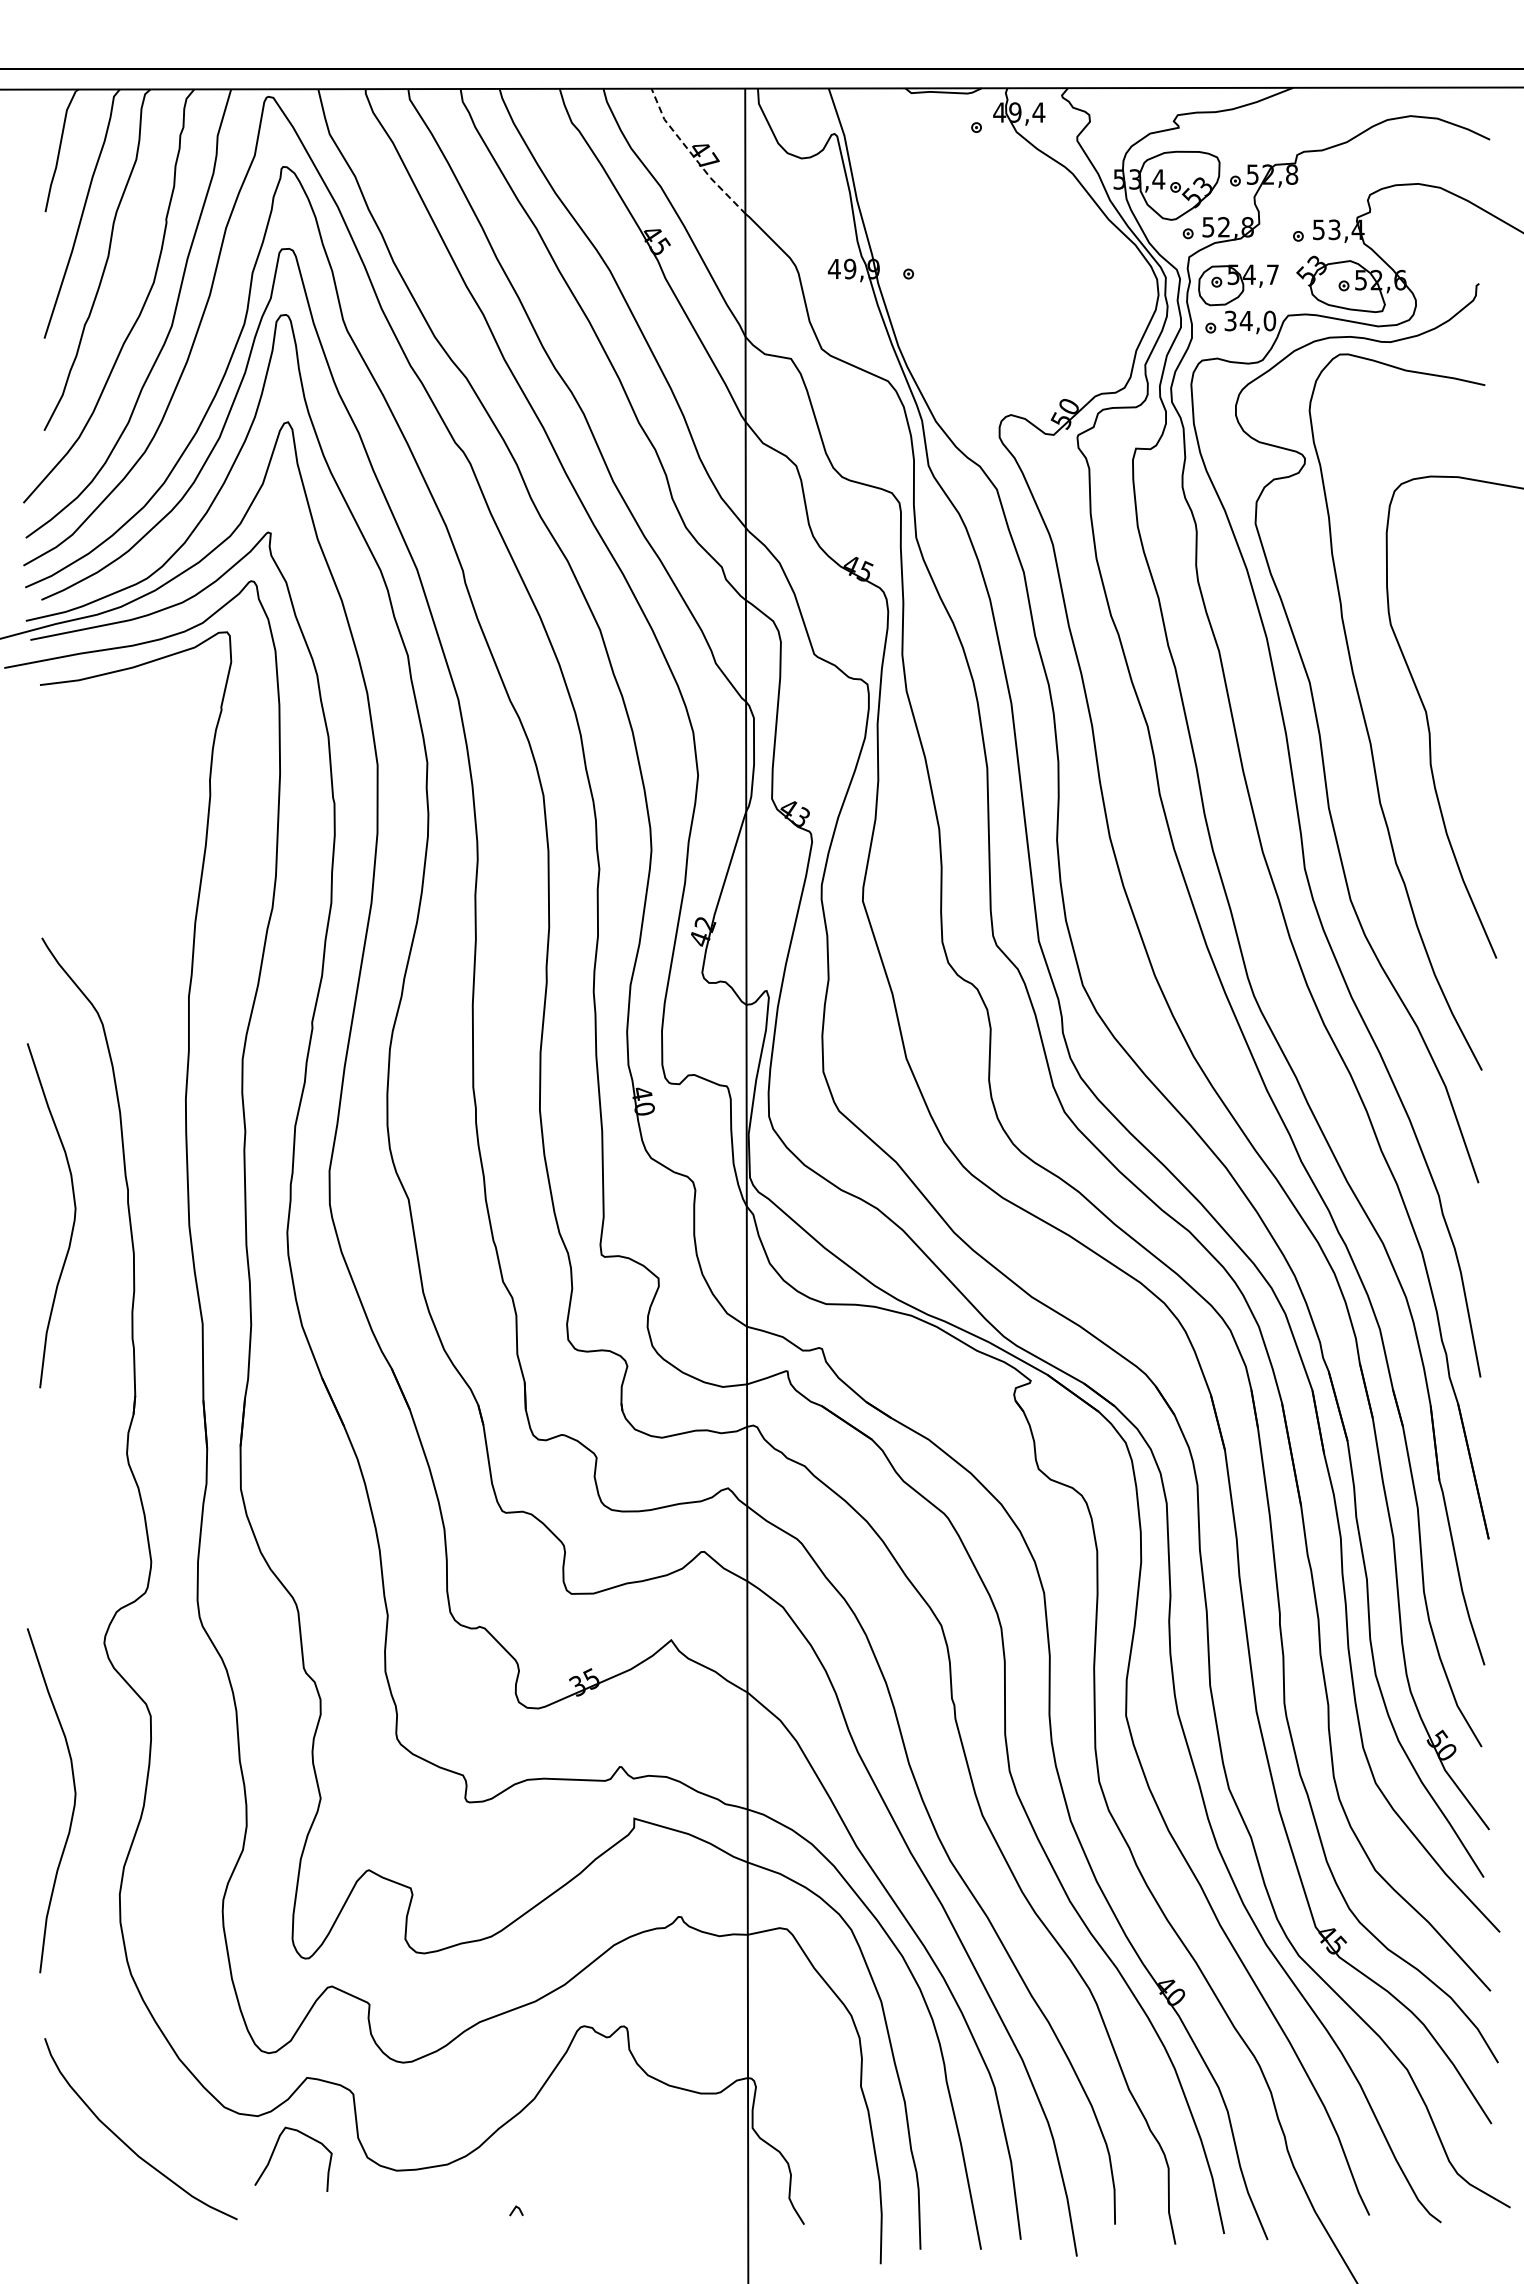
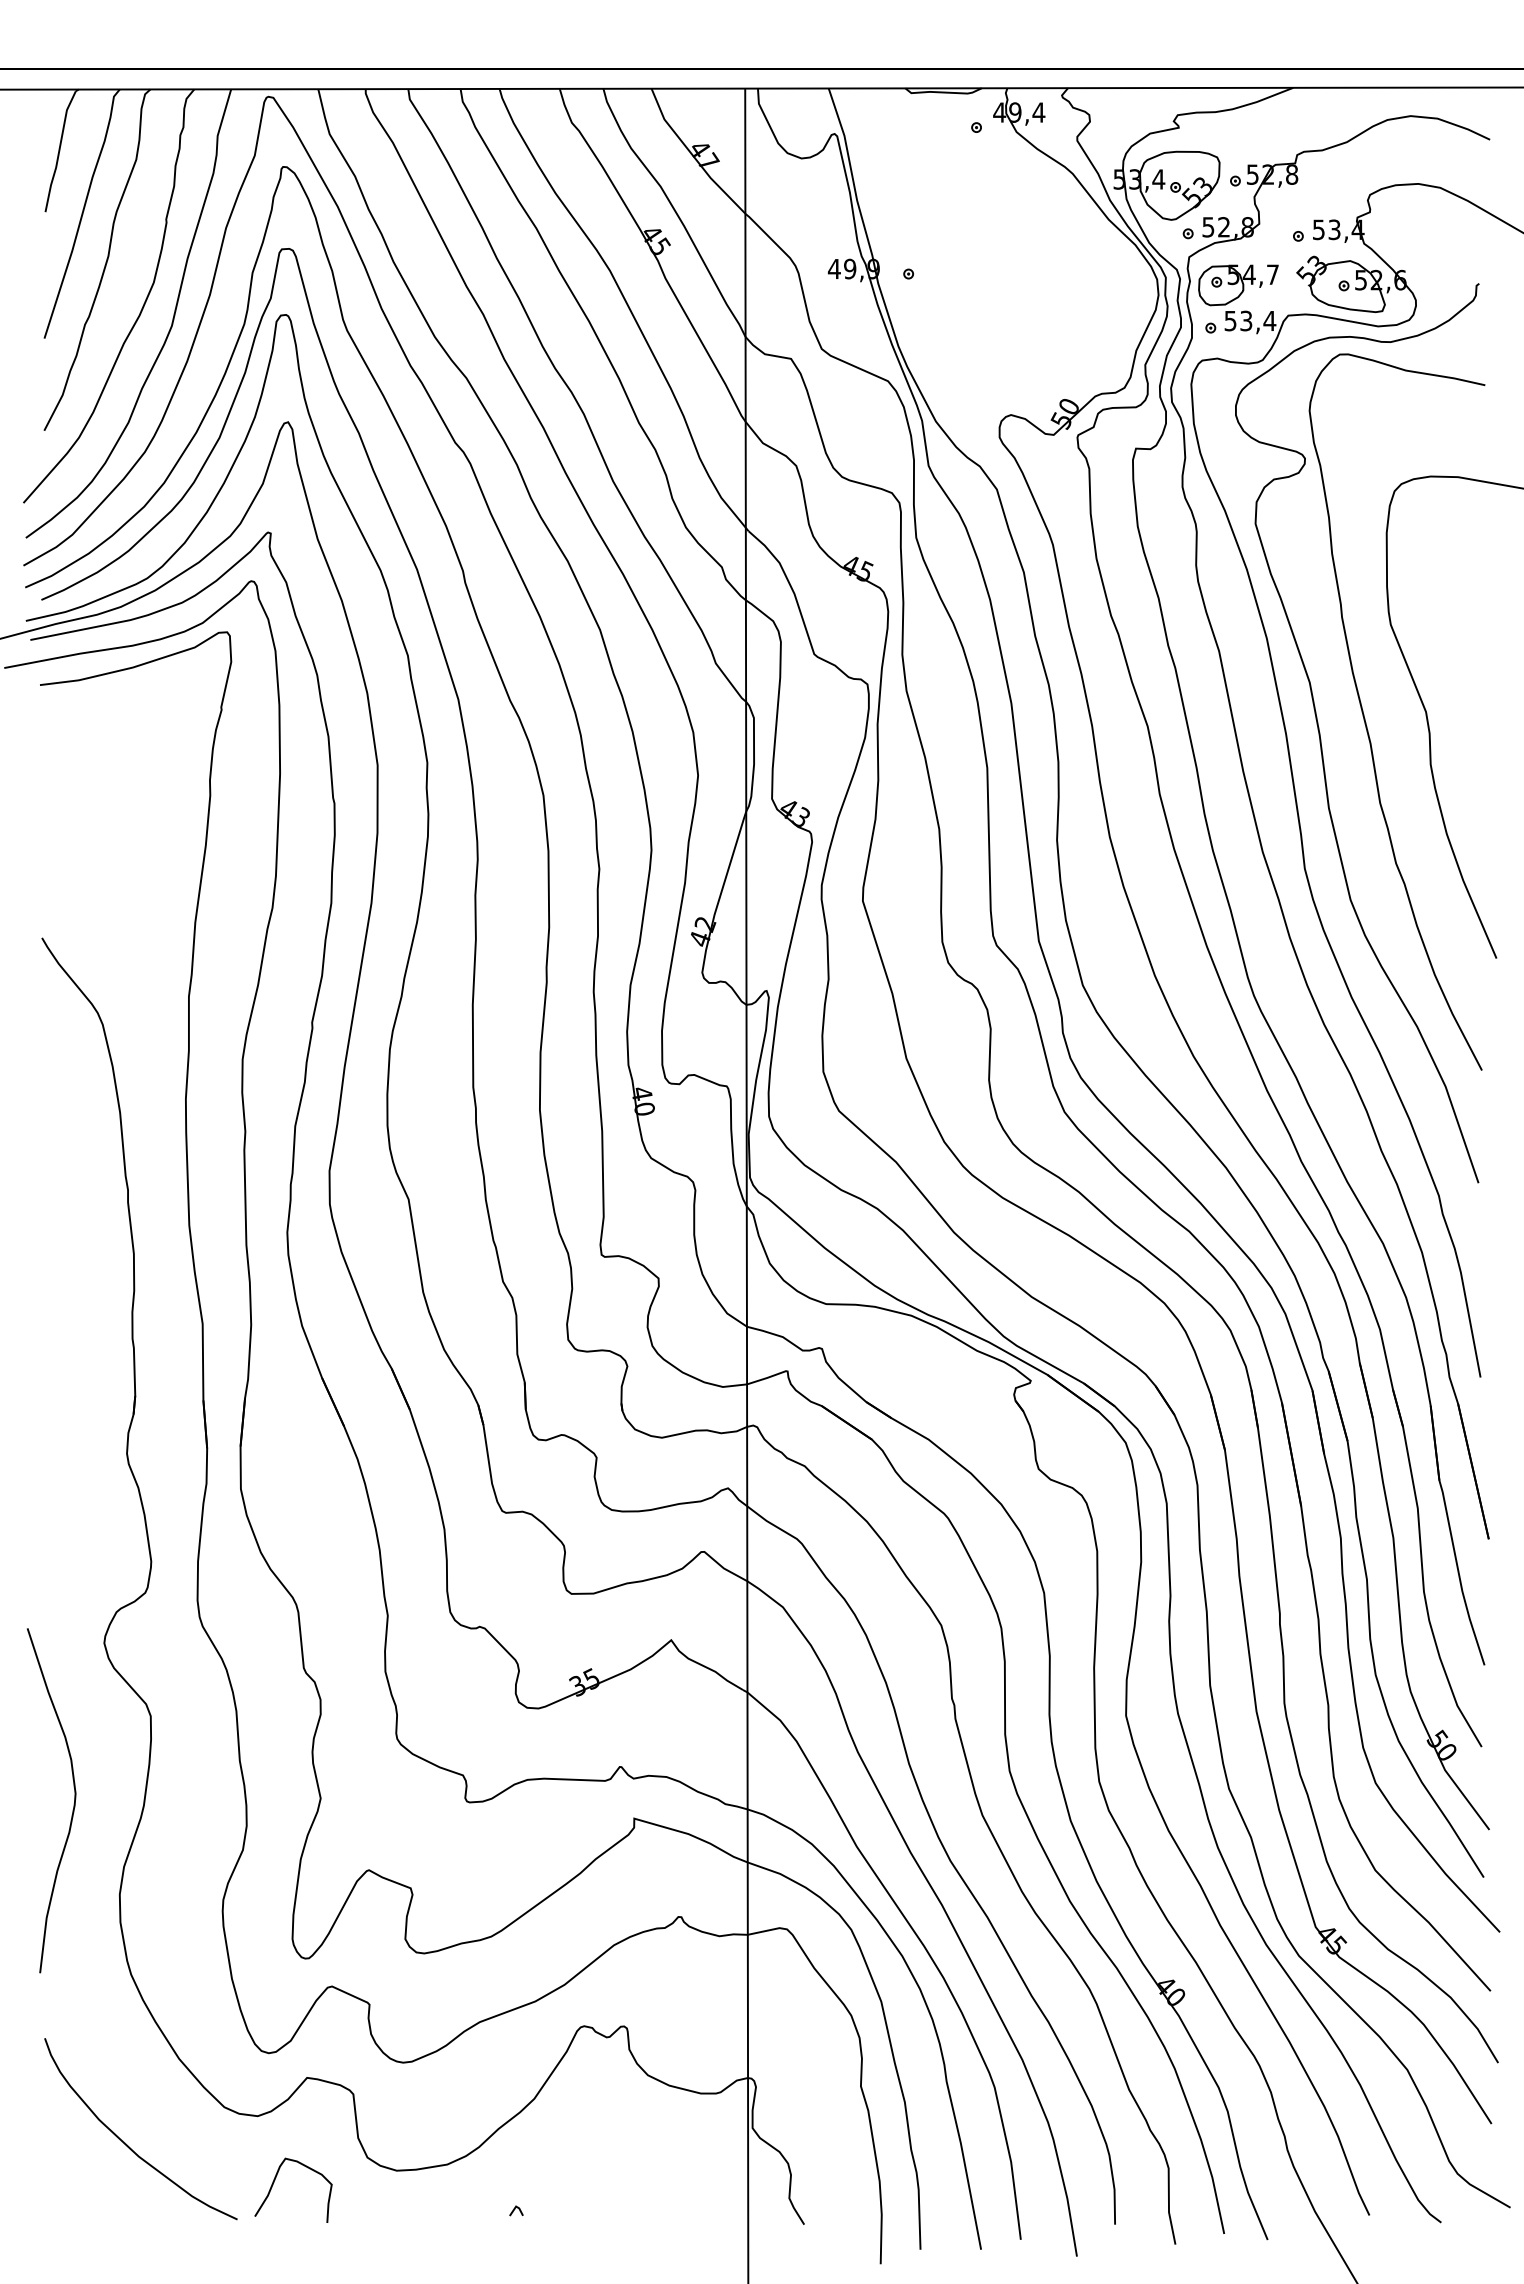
line: dashed -> solid (692, 155)
text: 34,0 -> 53,4 (1250, 320)
curve: present -> none (73, 1219)
curve position: (275, 2149) -> (275, 2180) (275, 2180)
